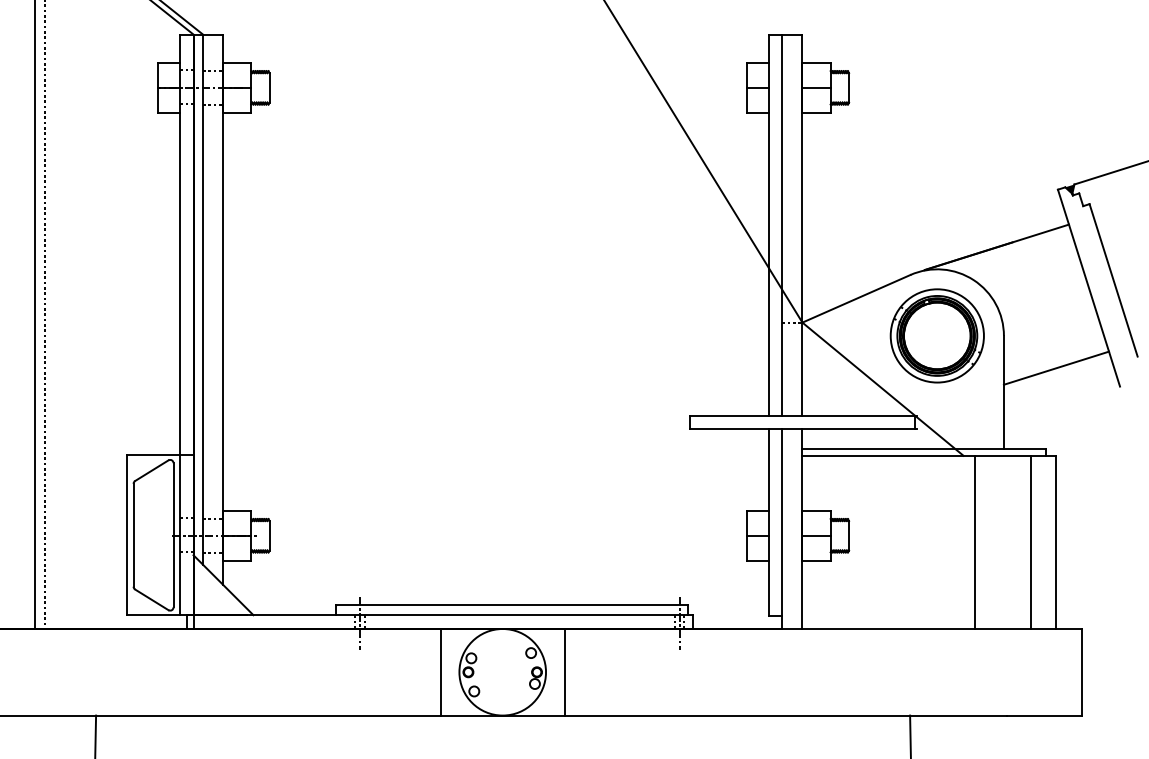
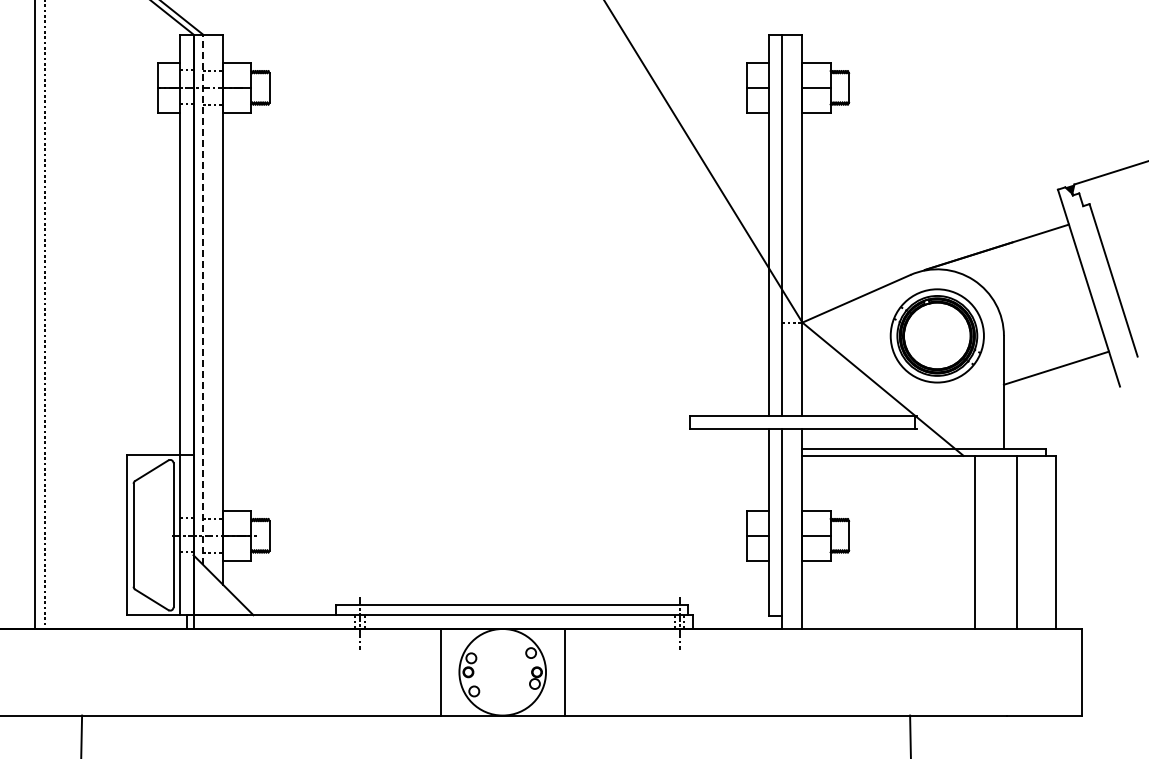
line: solid -> dashed (203, 299)
line position: (1031, 541) -> (1017, 541) (1017, 541)
line position: (95, 735) -> (81, 735) (81, 735)
